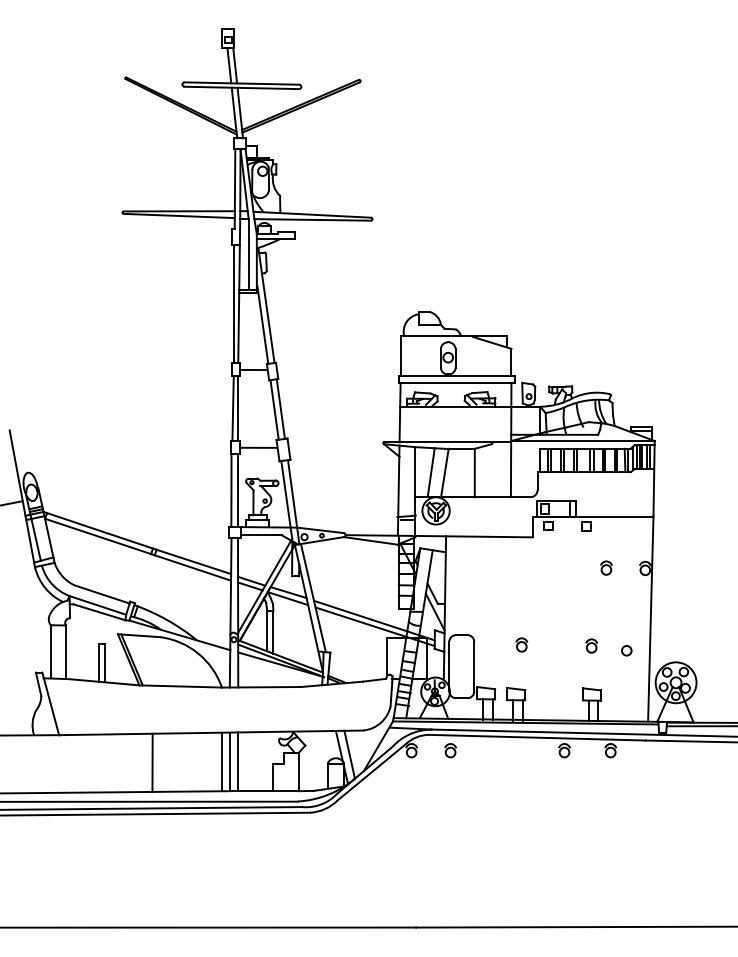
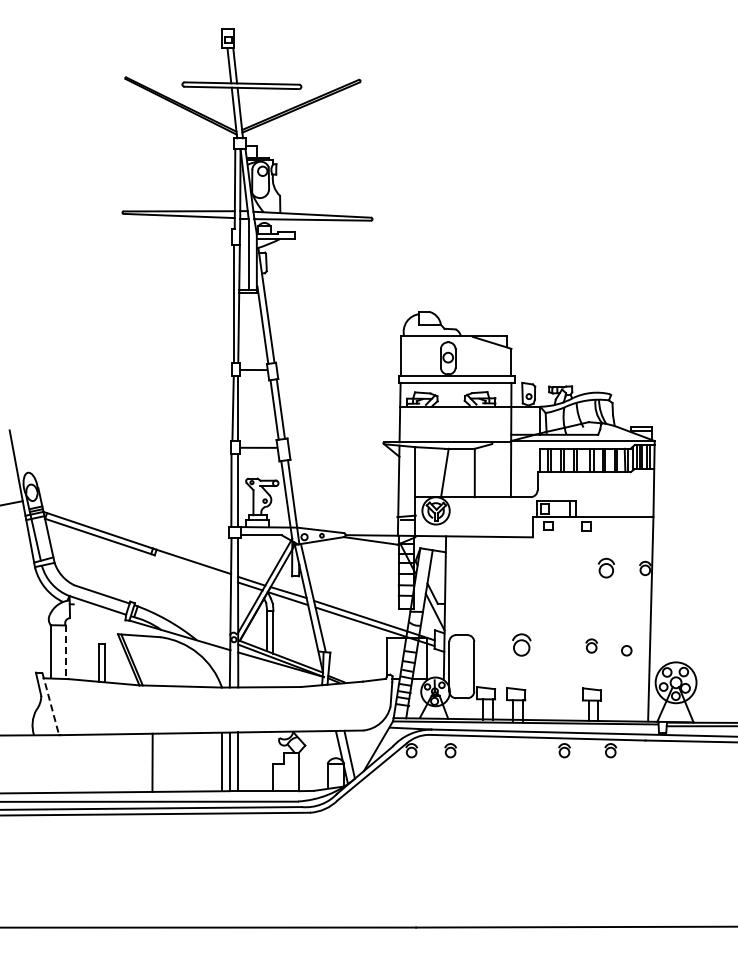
line: present -> none (430, 472)
line: present -> none (192, 567)
part size: 13x16 px -> 17x22 px (606, 567)
line: present -> none (99, 612)
part size: 14x16 px -> 20x24 px (521, 644)
line: solid -> dashed (65, 652)
line: solid -> dashed (50, 704)
